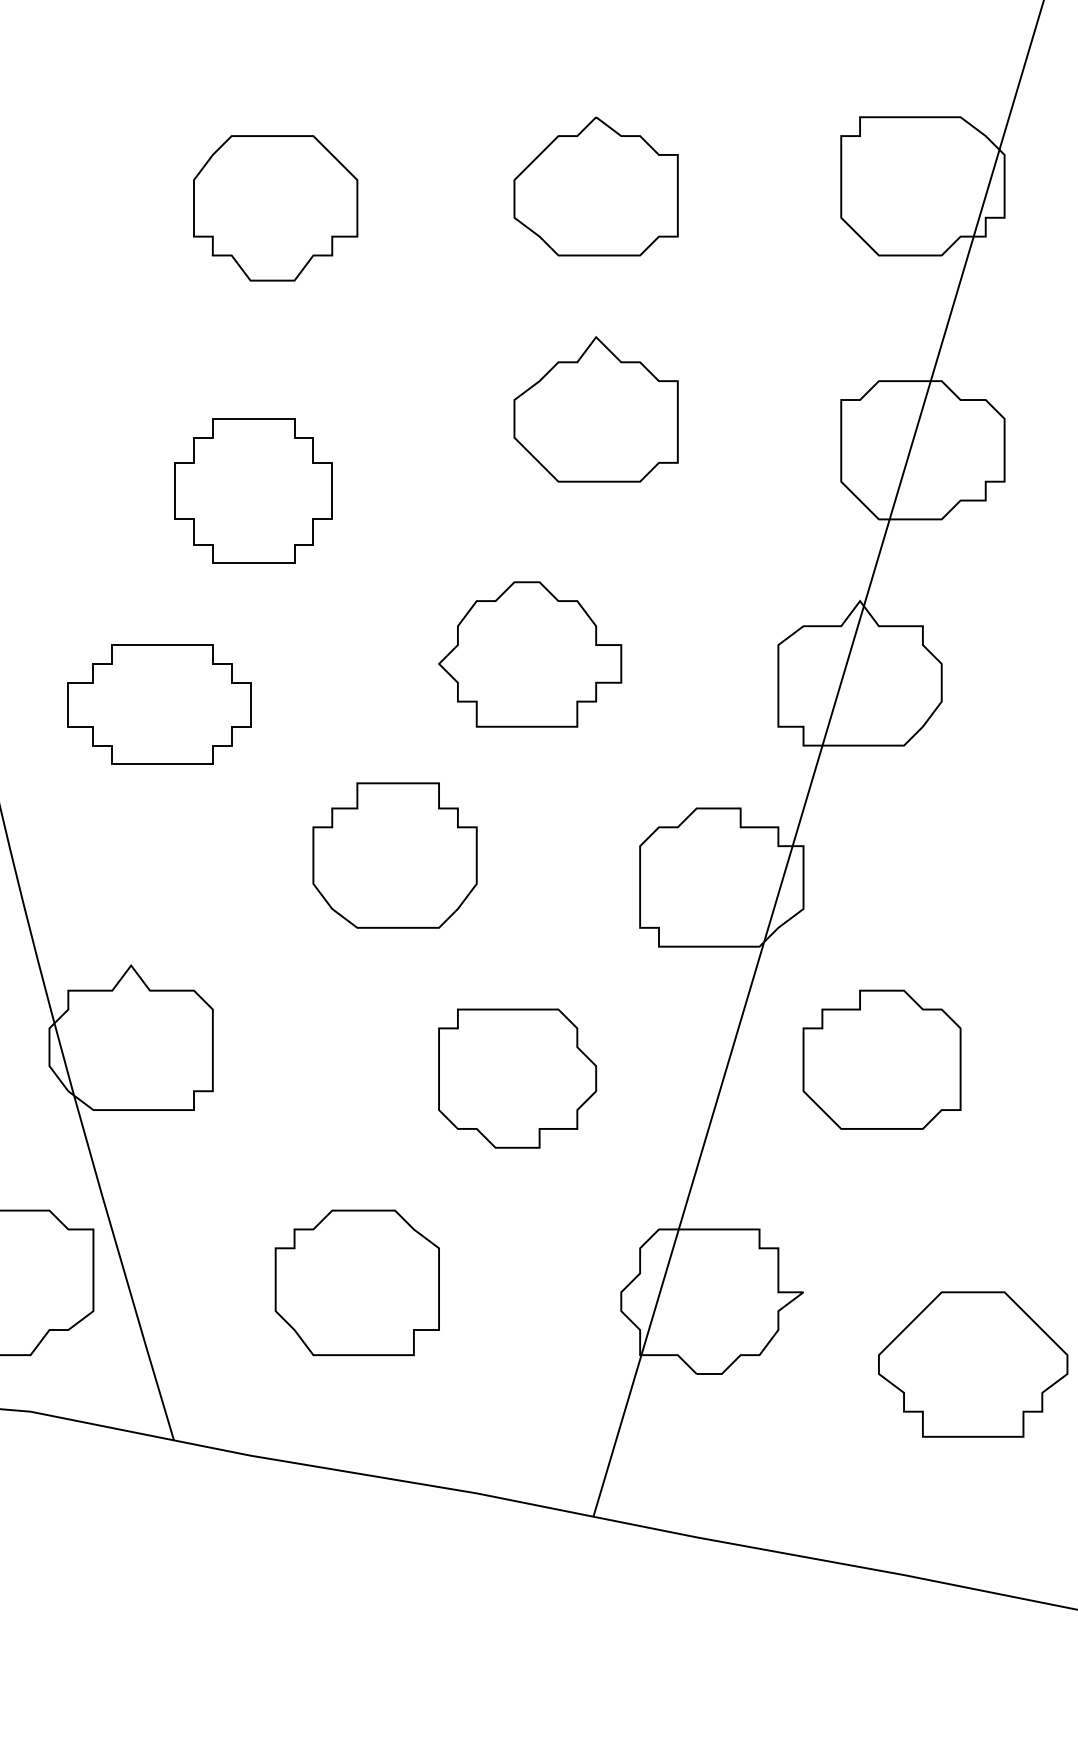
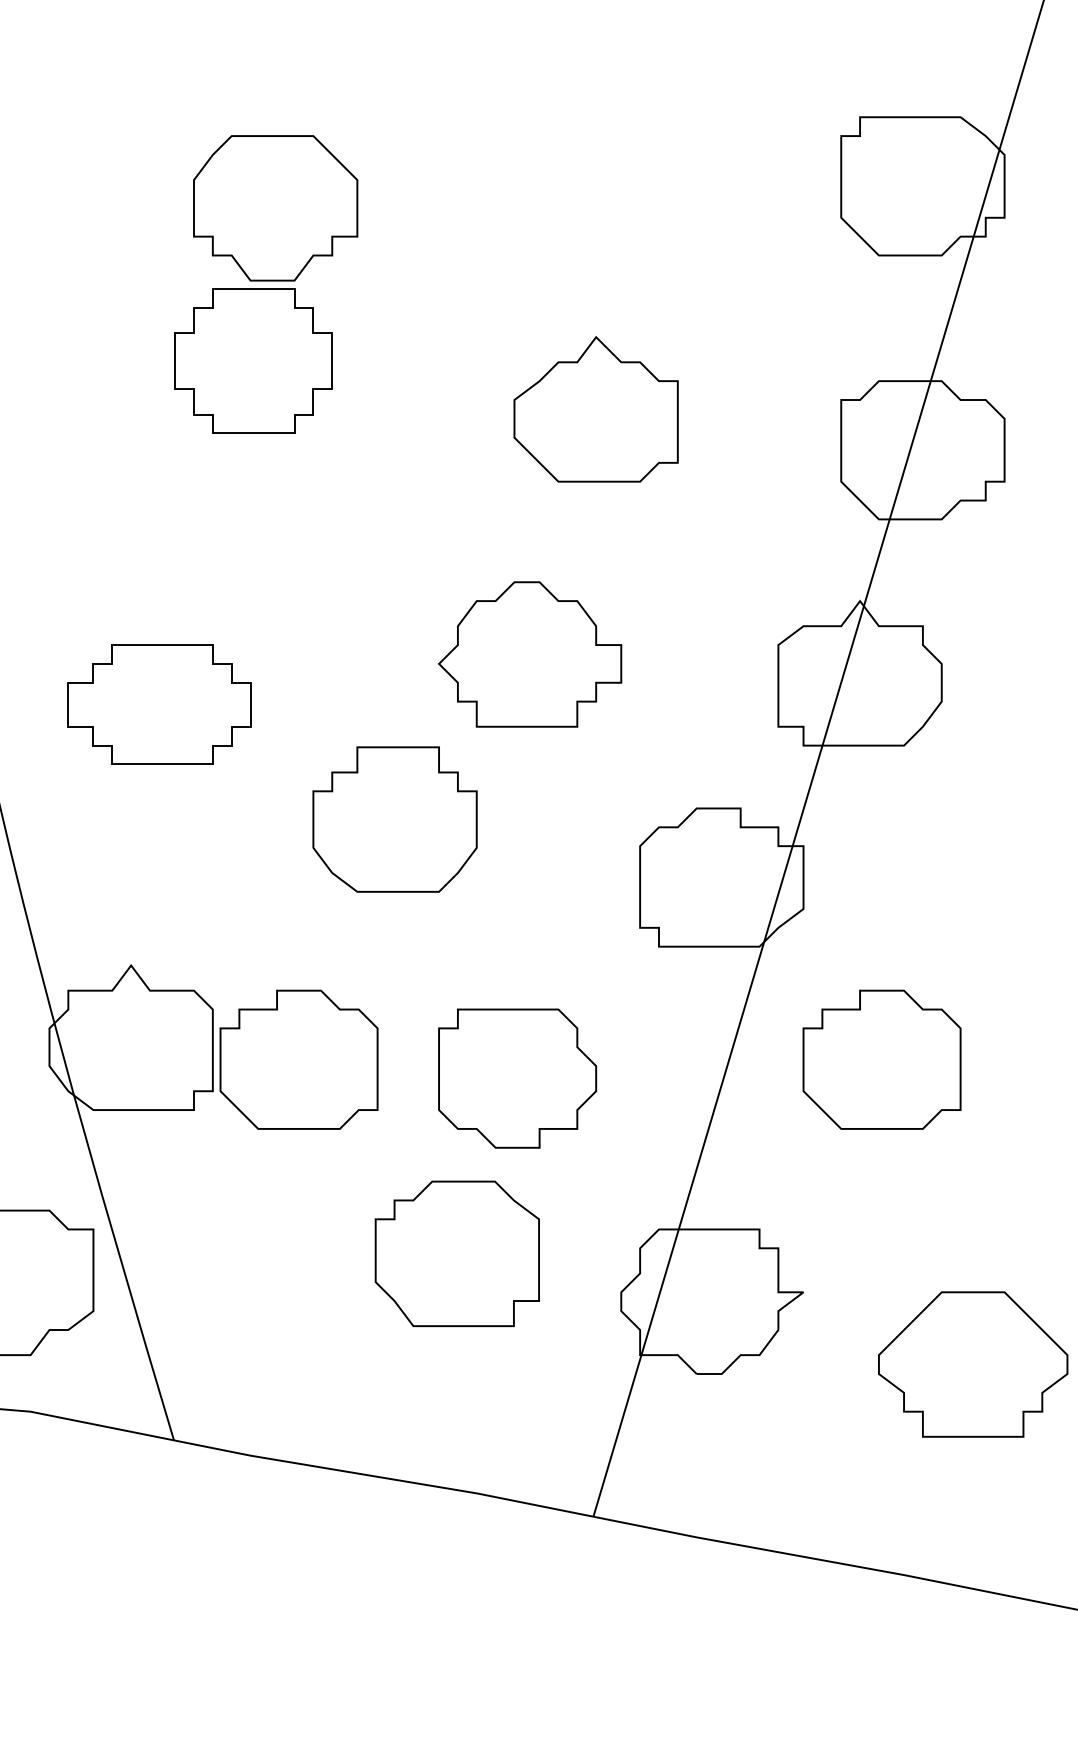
part: present -> none (595, 186)
part position: (253, 490) -> (253, 360) (253, 360)
part position: (394, 855) -> (394, 819) (394, 819)
part: none -> present (298, 1059)
part position: (356, 1282) -> (456, 1253) (456, 1253)
